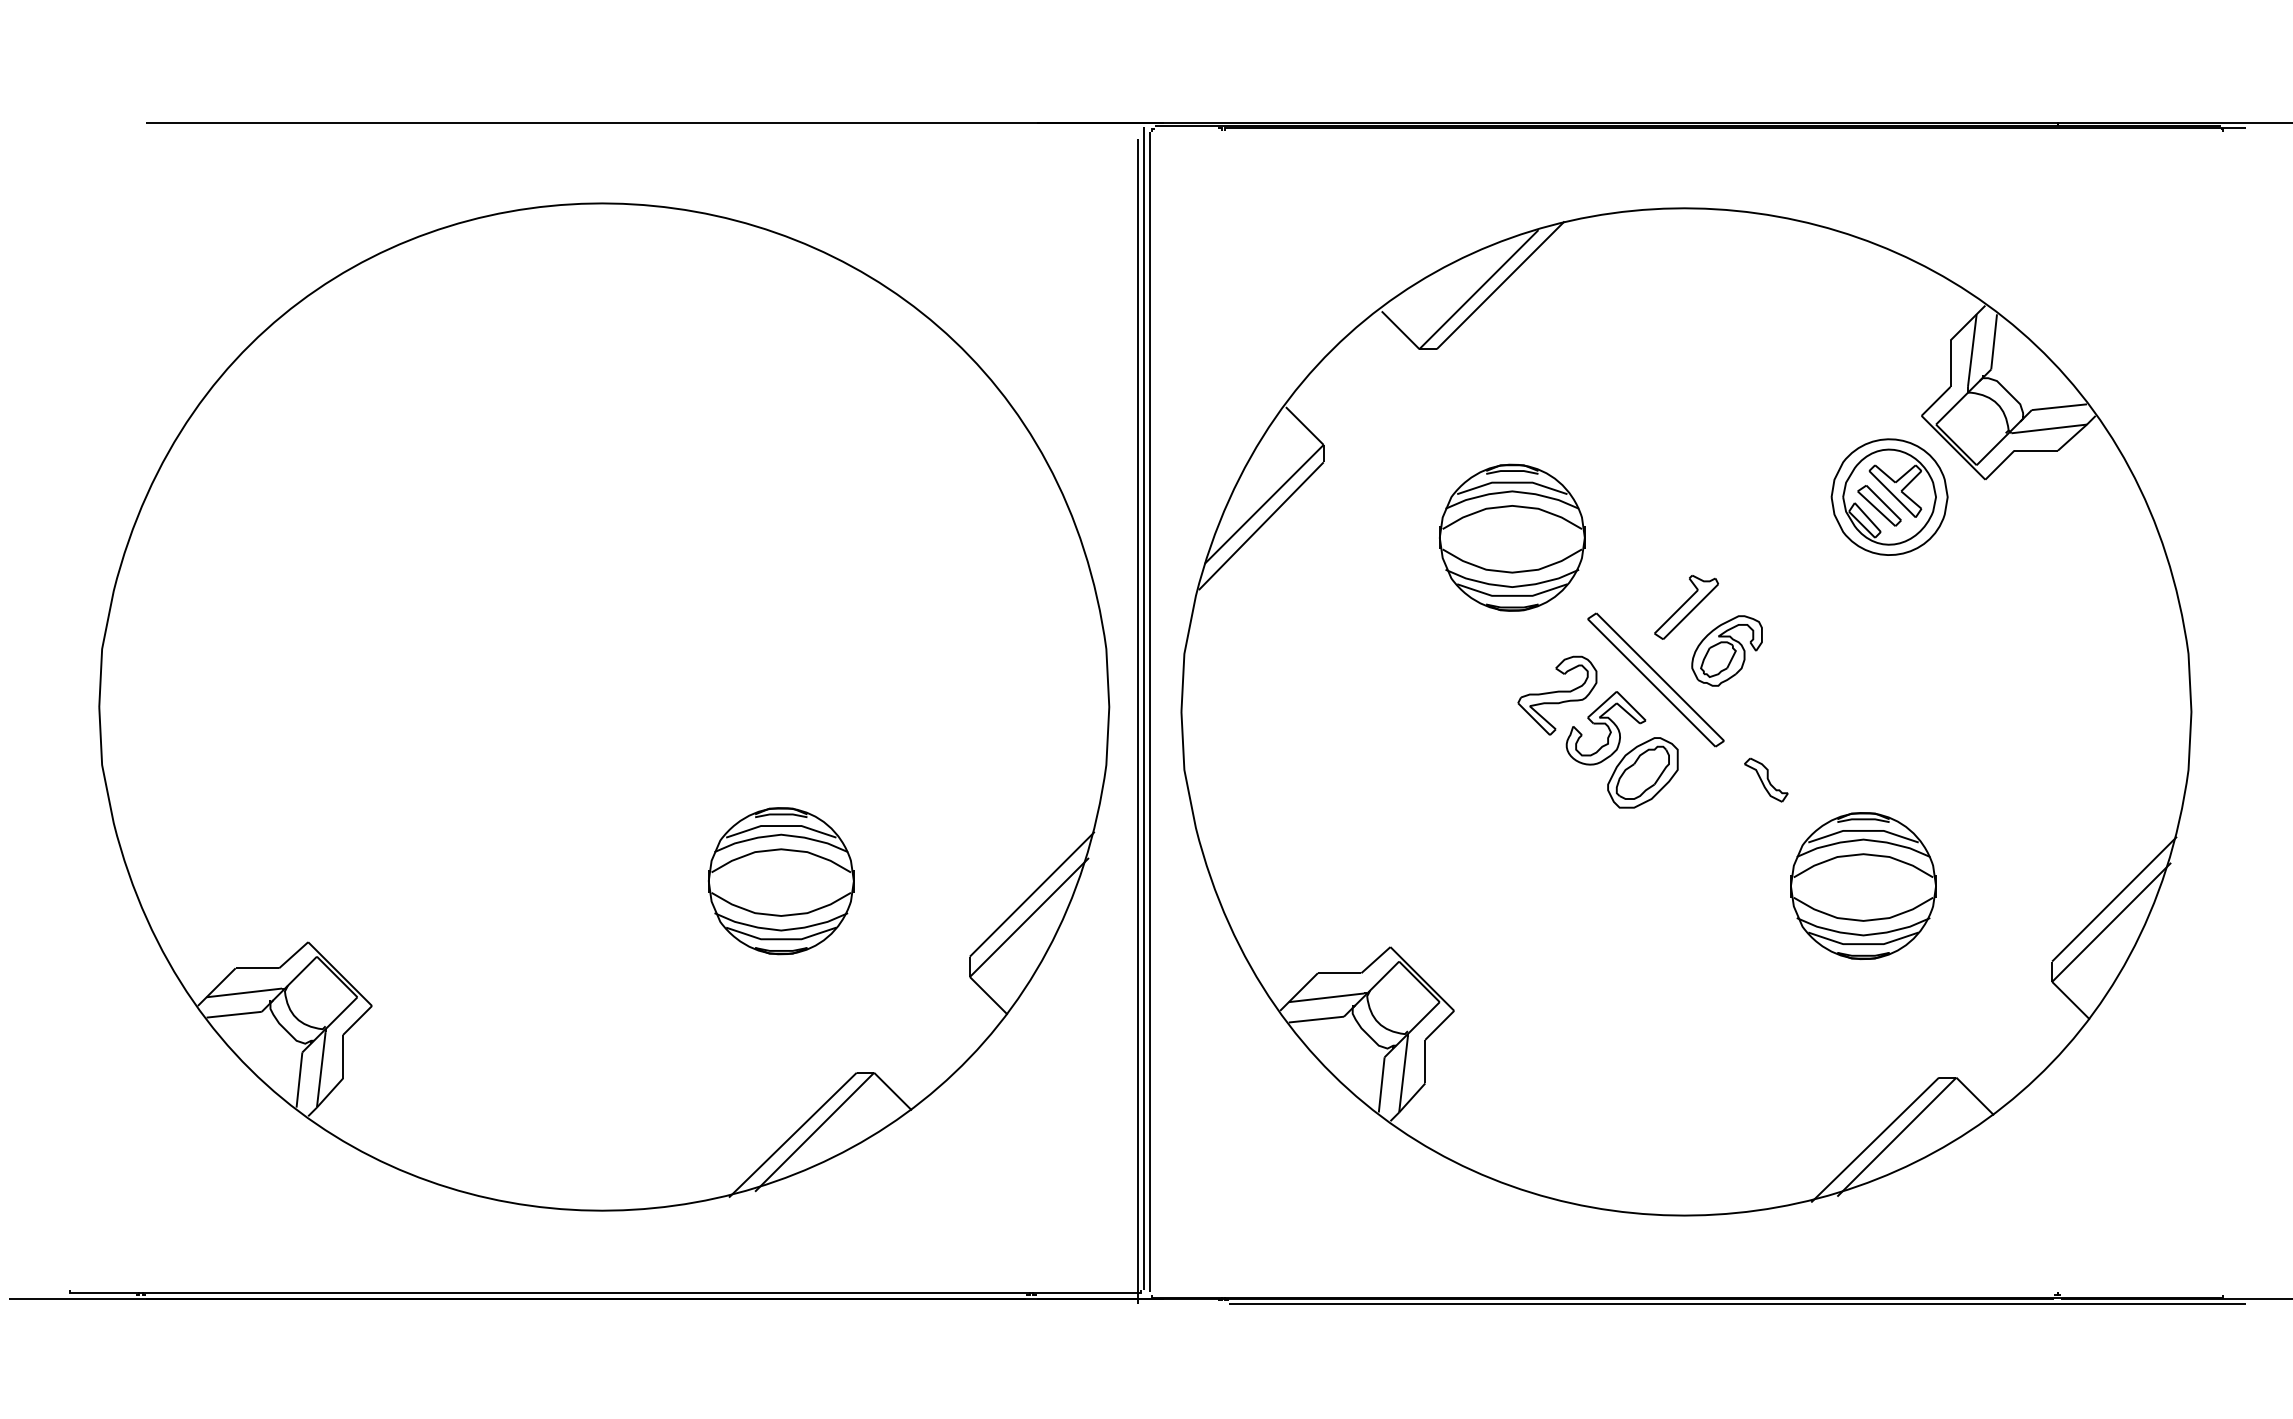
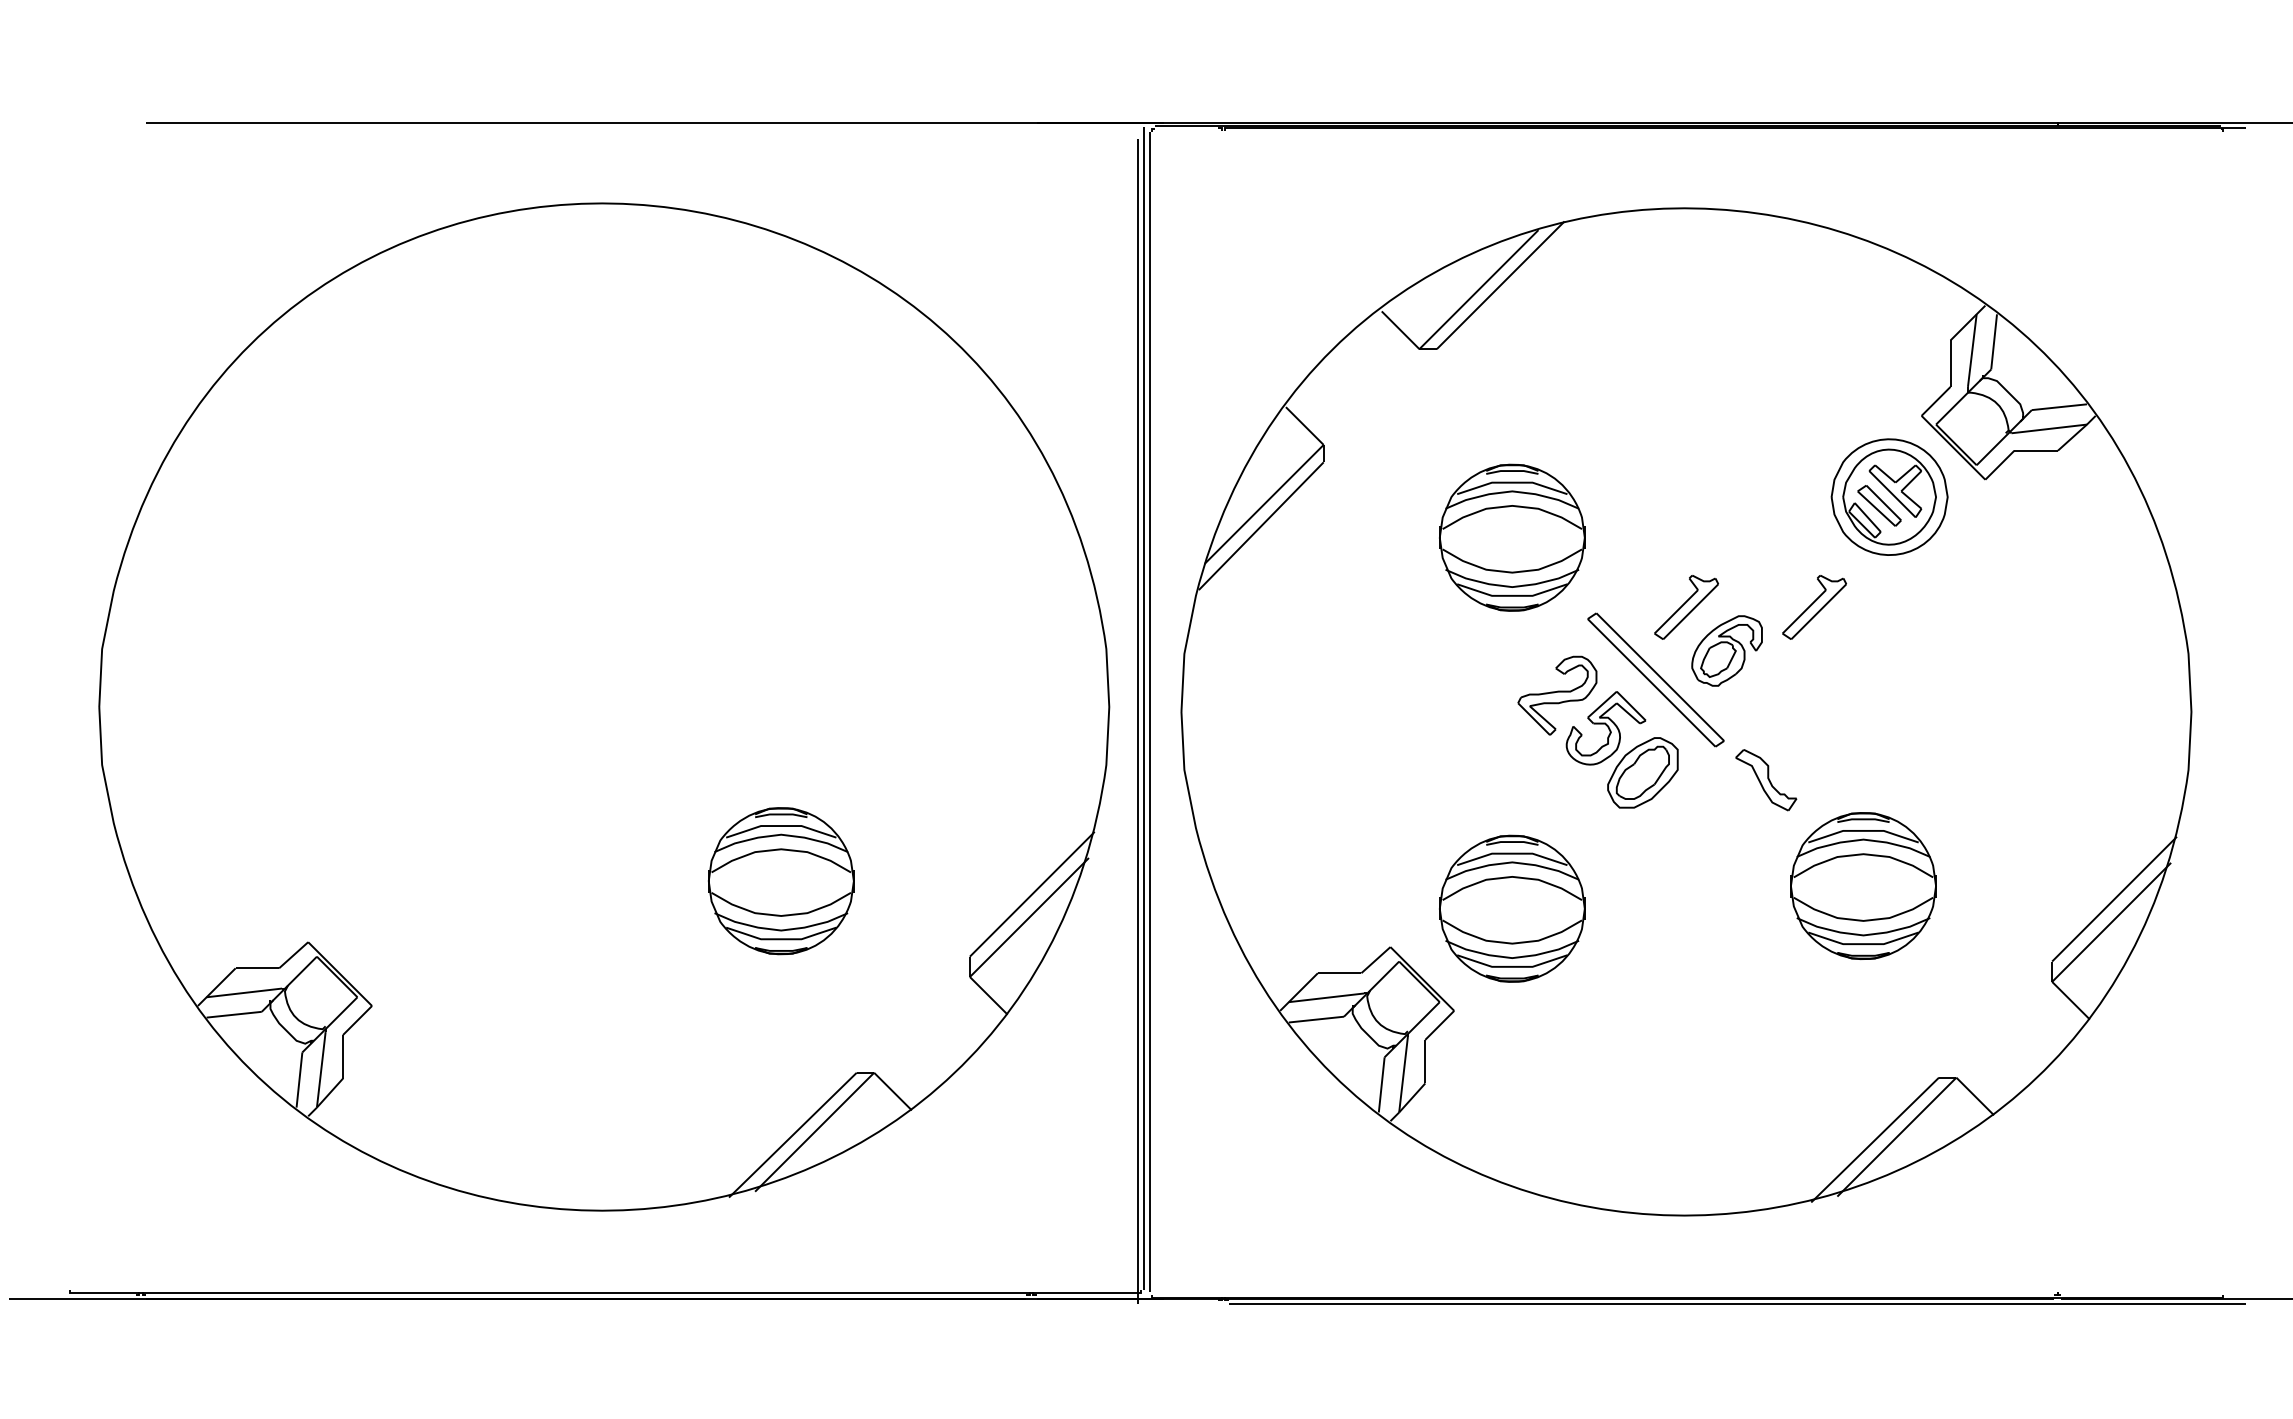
part: none -> present (1814, 607)
part size: 45x46 px -> 63x63 px (1766, 780)
part: none -> present (1512, 908)
